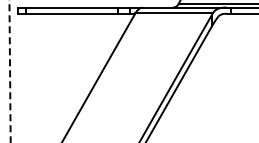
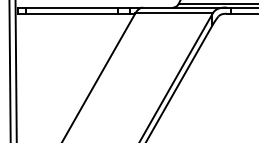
line: none -> present (15, 70)
line: dashed -> solid (10, 71)
